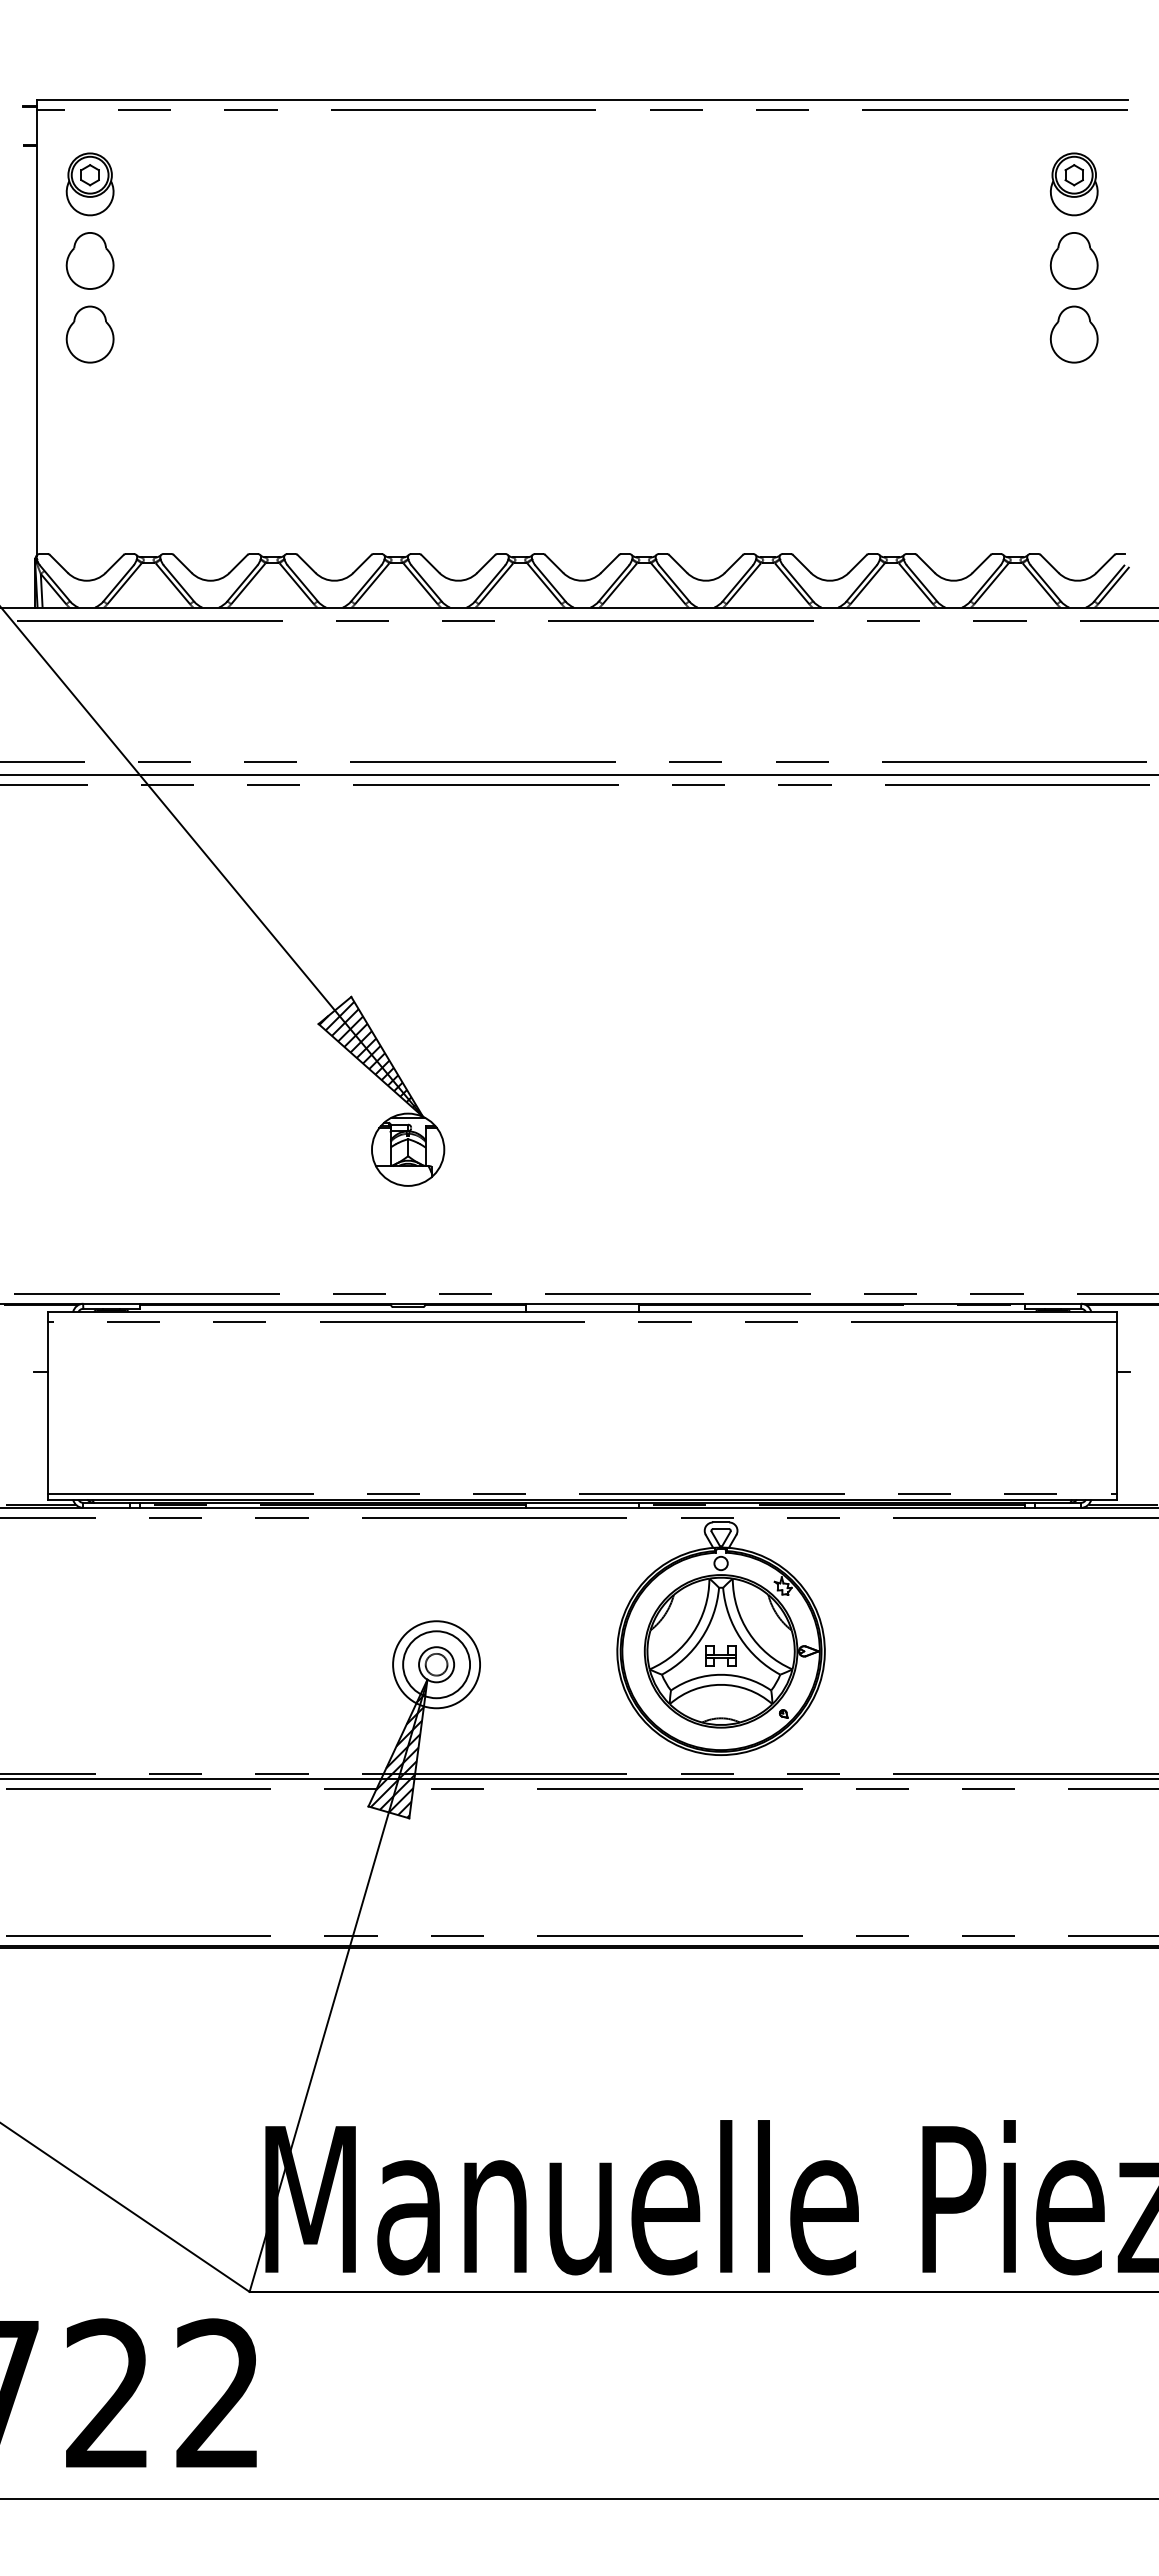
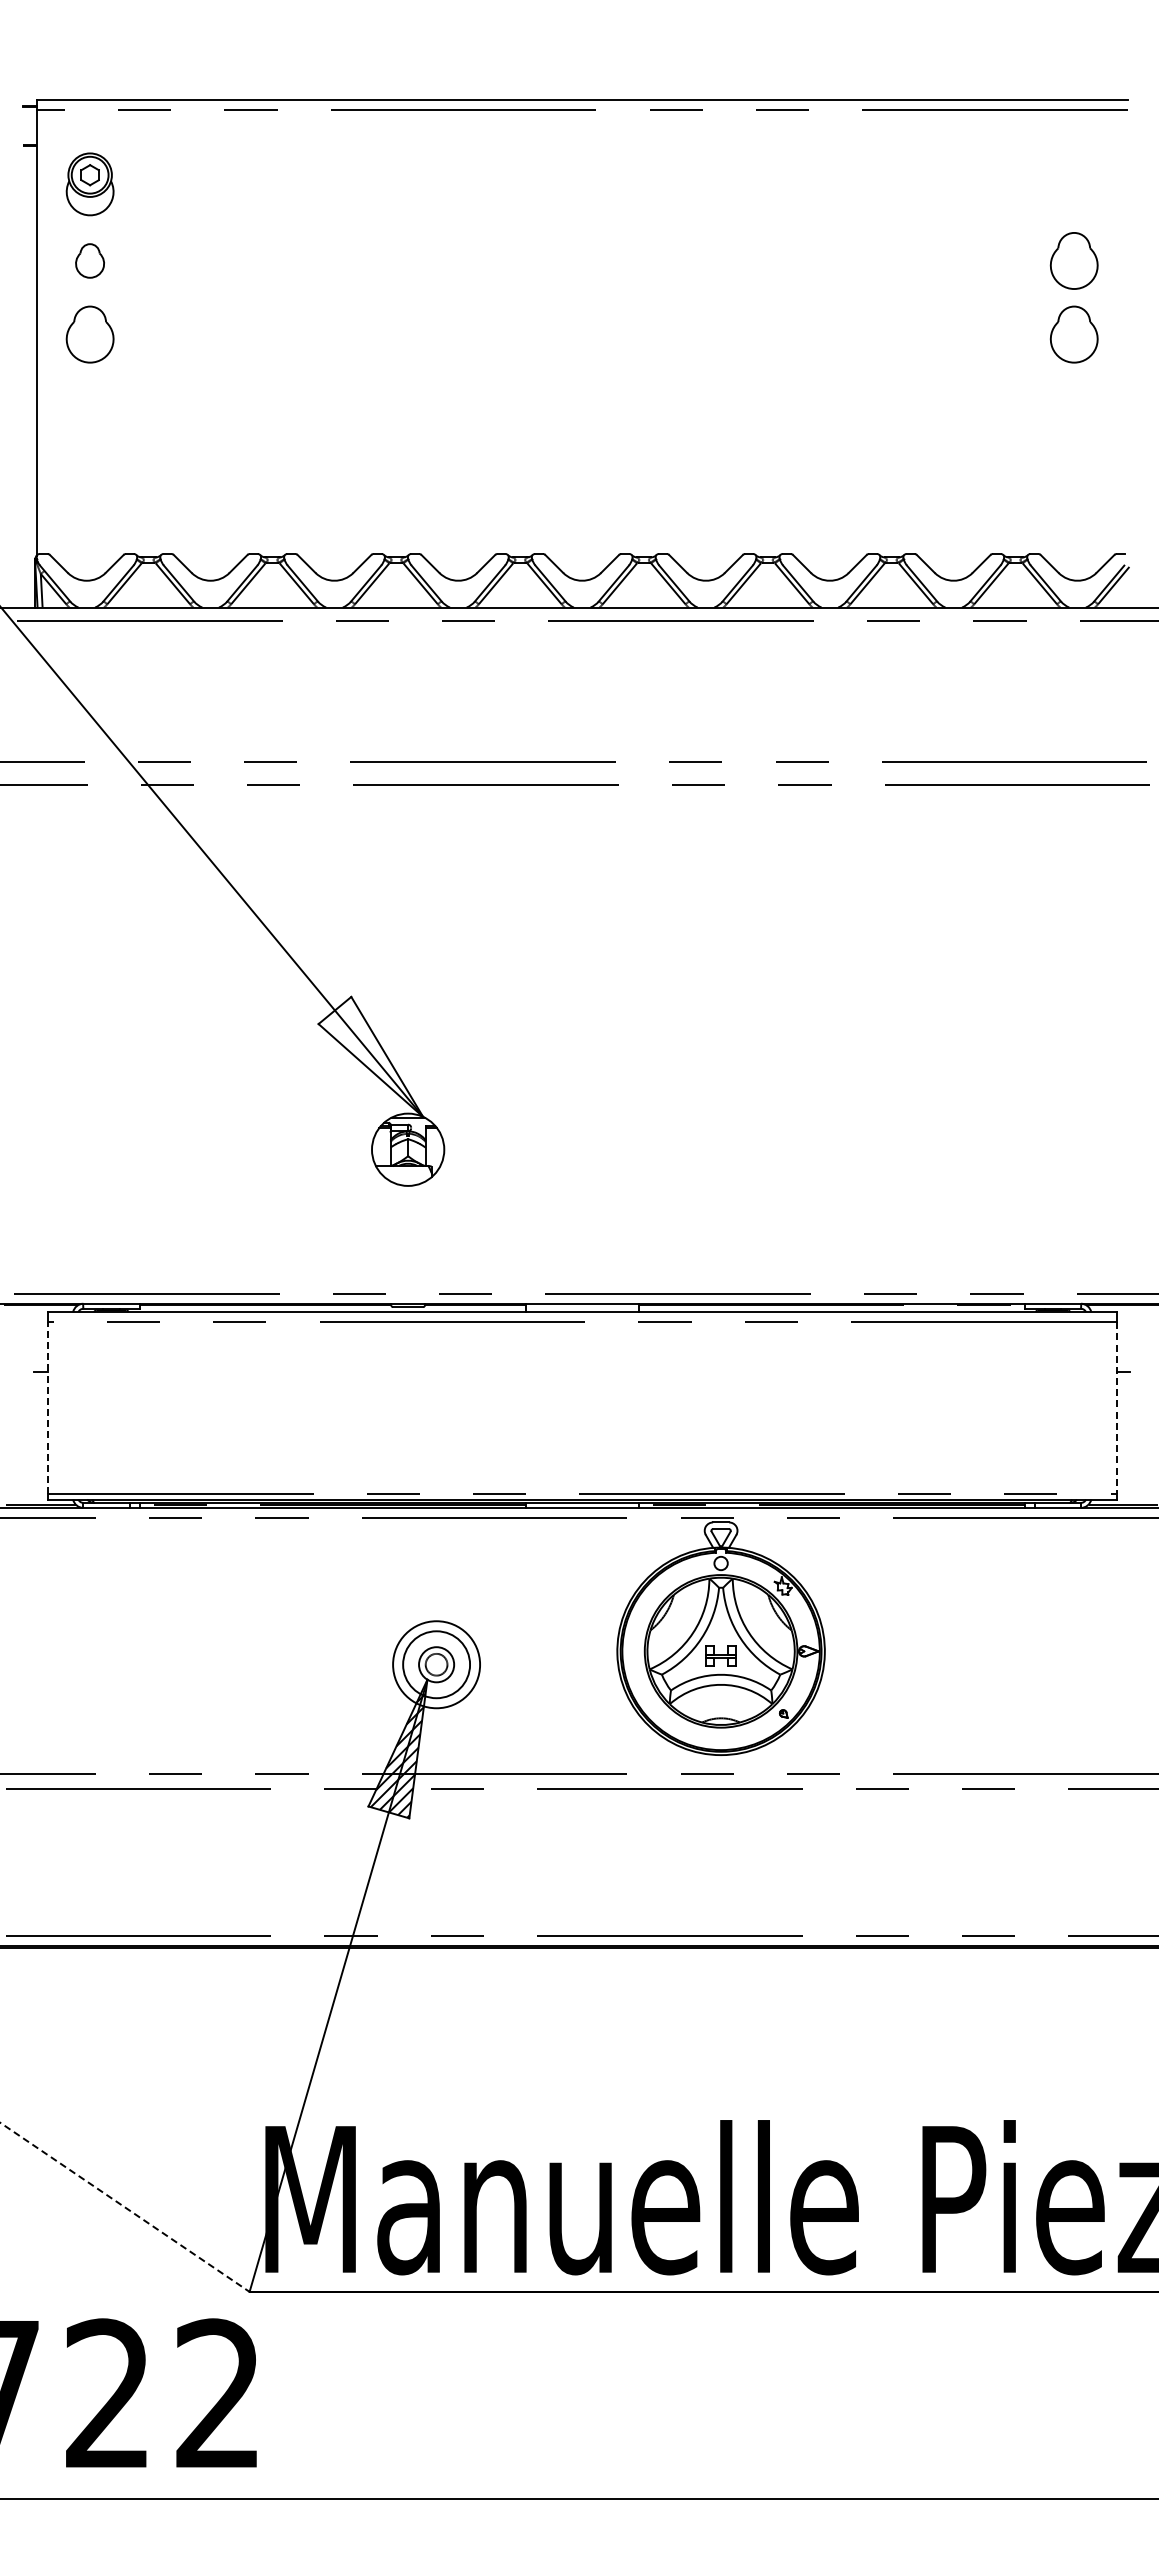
part: present -> none (1073, 184)
part size: 50x58 px -> 30x36 px (89, 260)
line: present -> none (578, 774)
hatch: present -> none (369, 1057)
line: solid -> dashed (47, 1407)
line: solid -> dashed (1116, 1408)
line: present -> none (578, 1779)
line: solid -> dashed (125, 2207)
